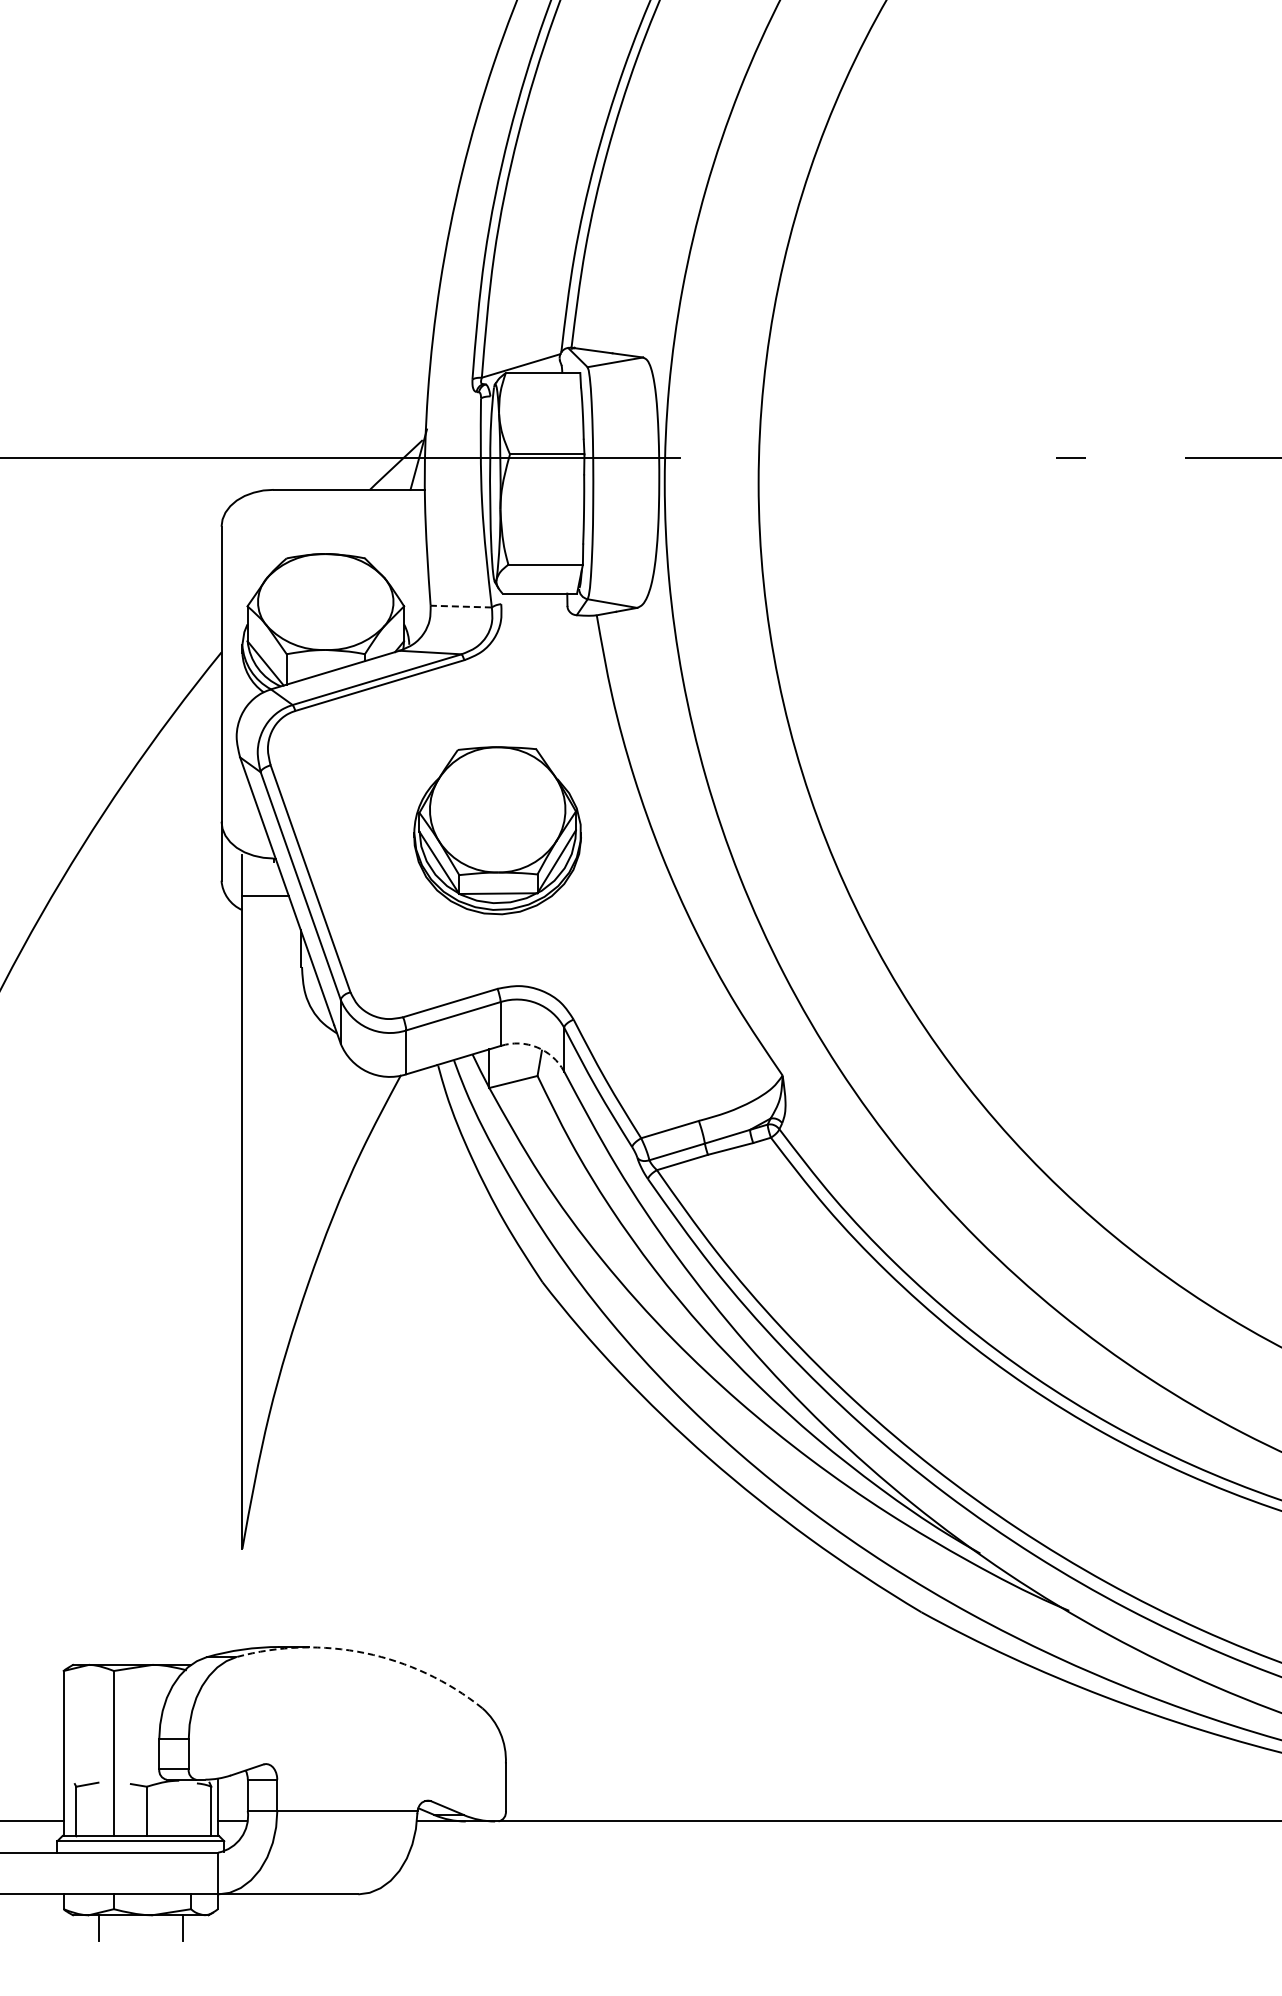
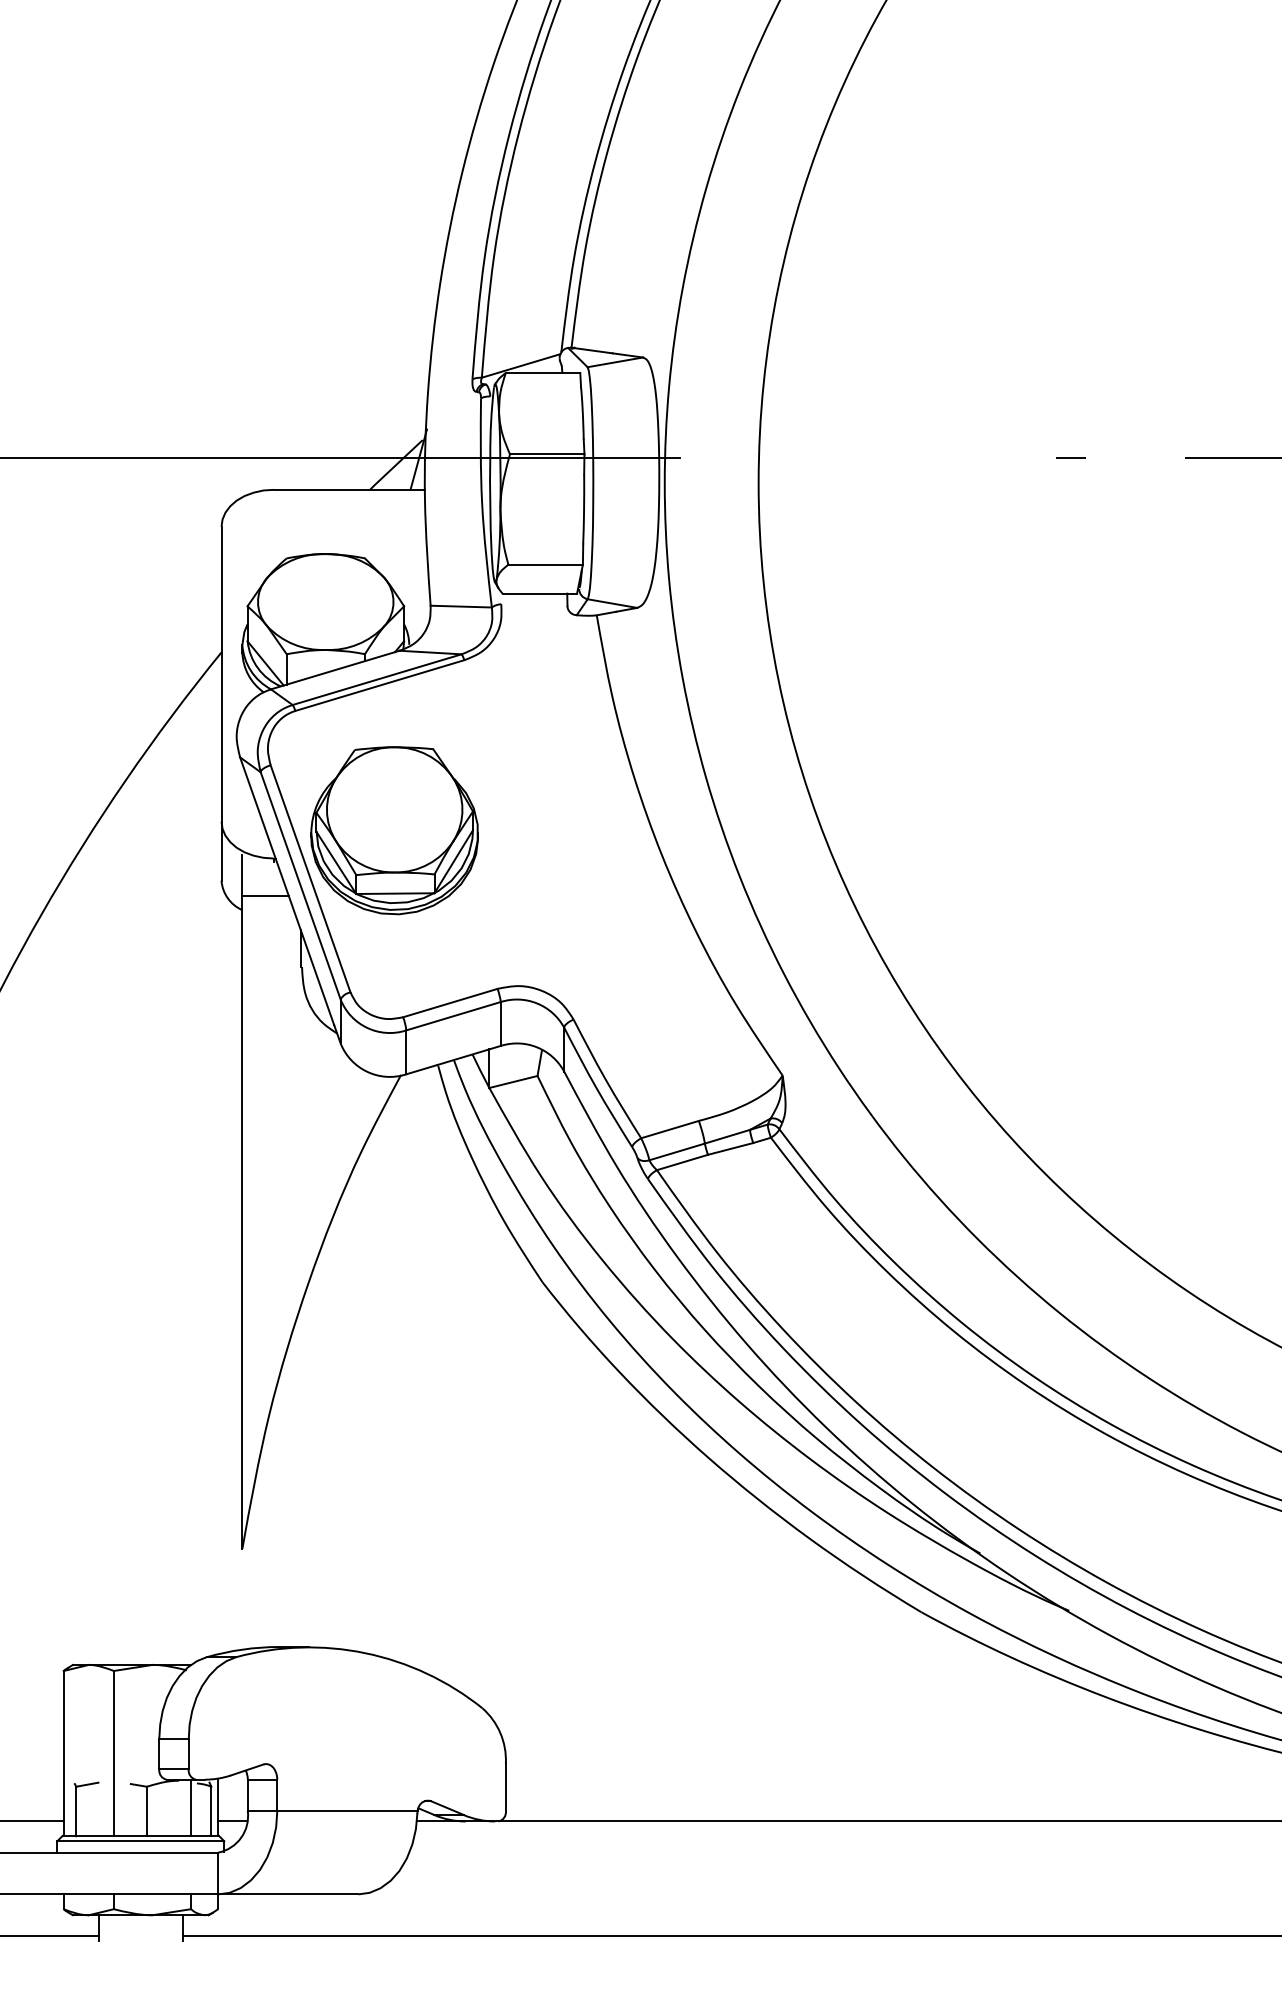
line: dashed -> solid (461, 606)
part position: (497, 830) -> (394, 830) (394, 830)
arc: dashed -> solid (537, 1047)
arc: dashed -> solid (365, 1653)
line: none -> present (191, 1807)
line: none -> present (50, 1936)
line: none -> present (730, 1936)
